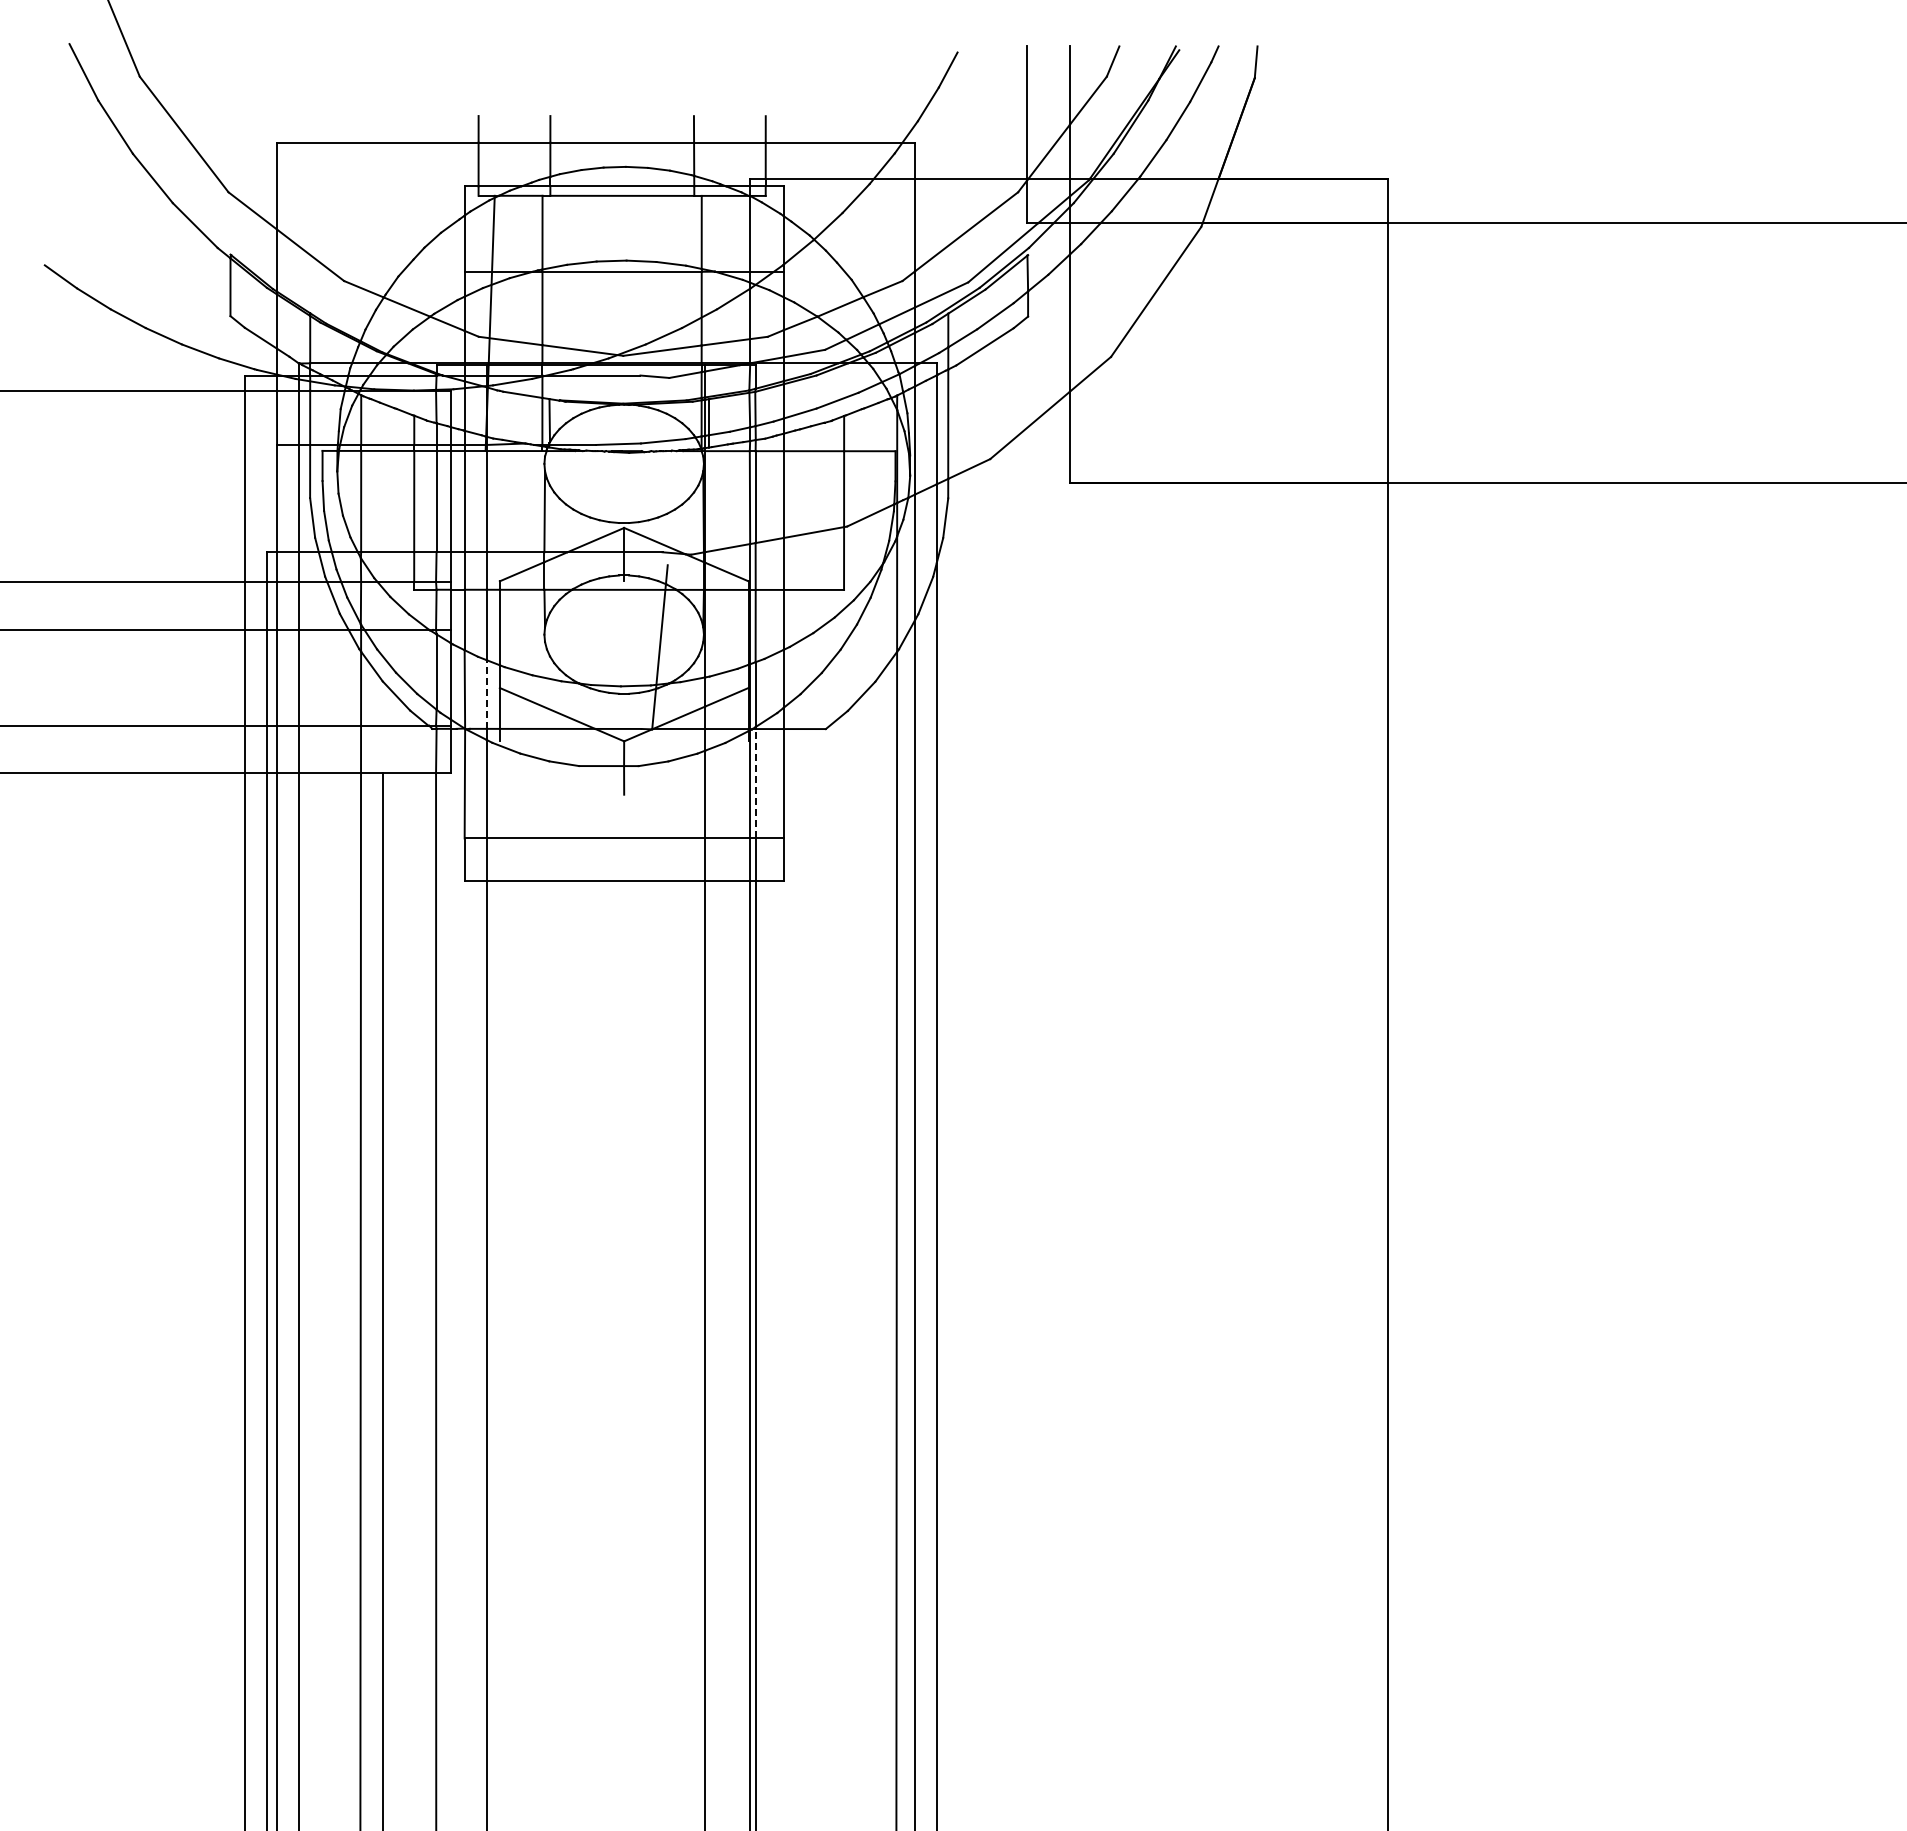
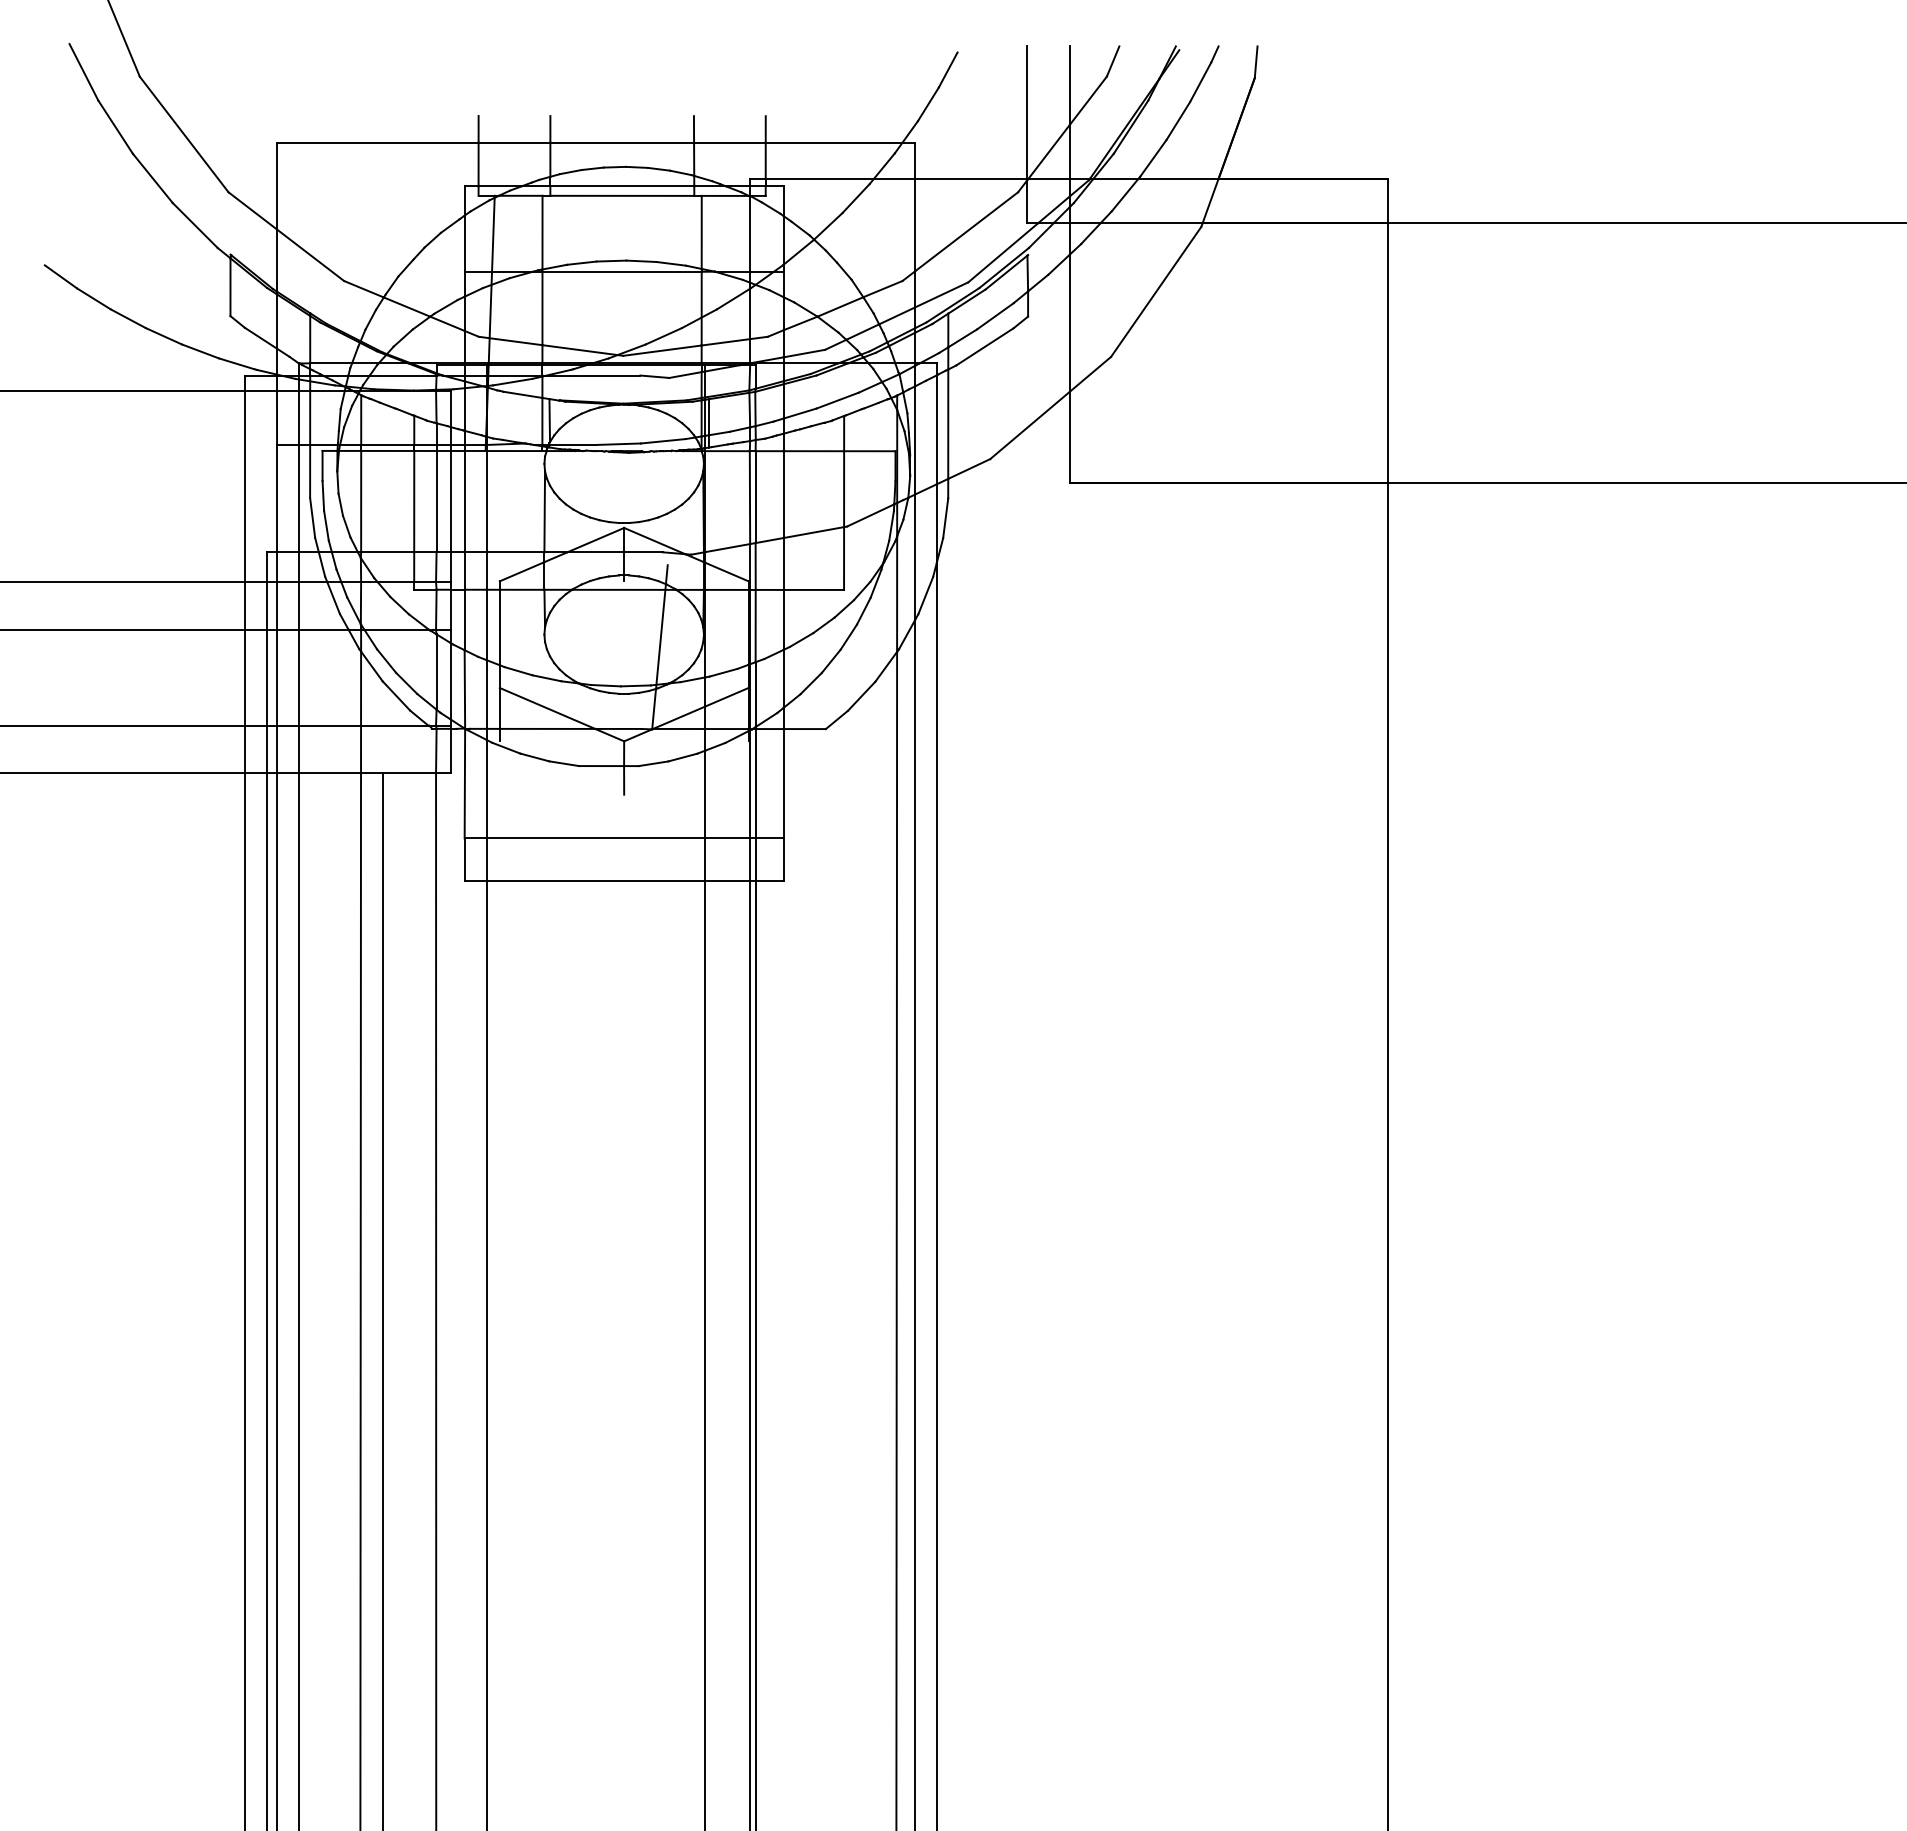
line: dashed -> solid (486, 694)
line: dashed -> solid (755, 783)
